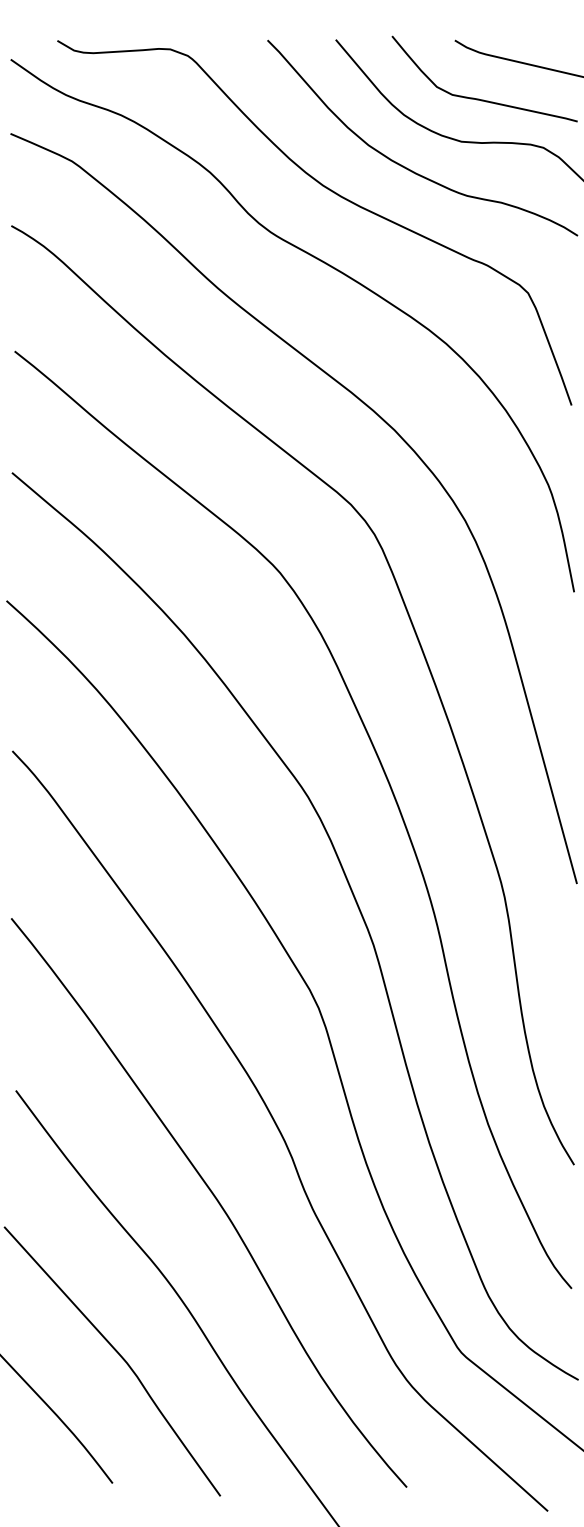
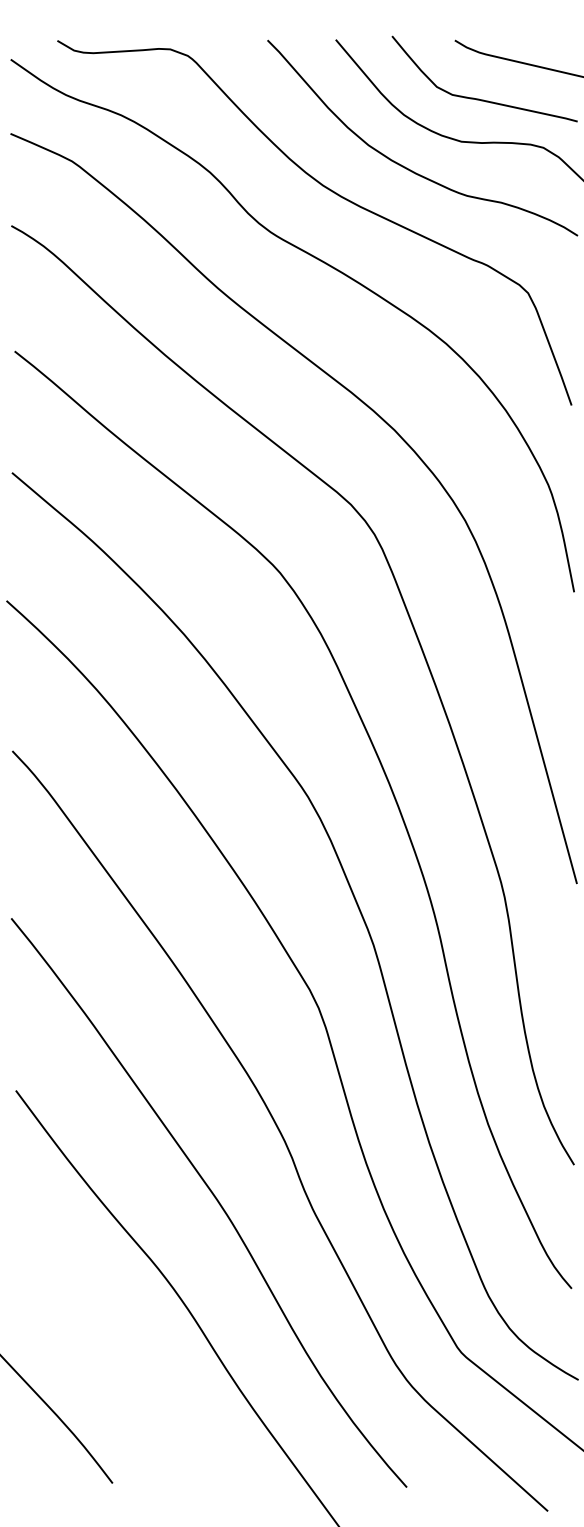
curve: present -> none (120, 1357)
